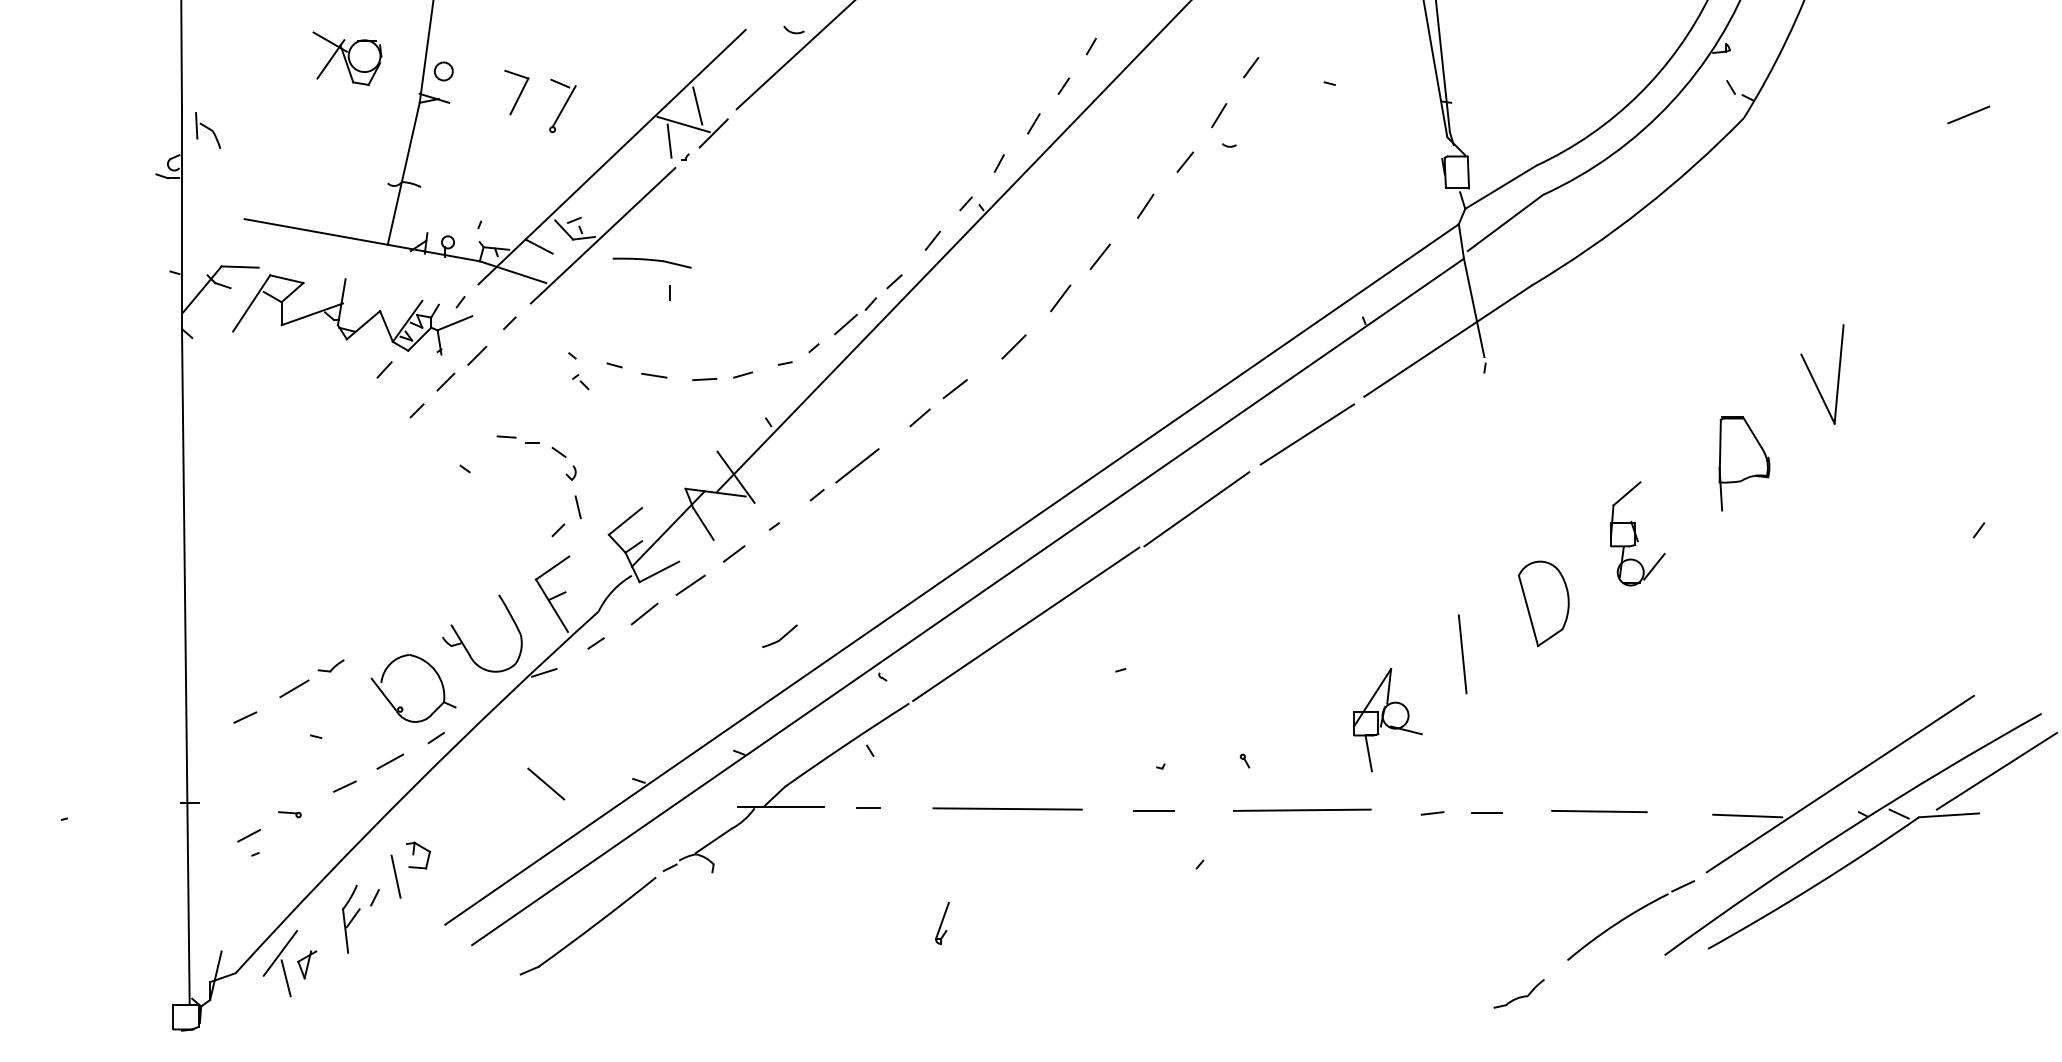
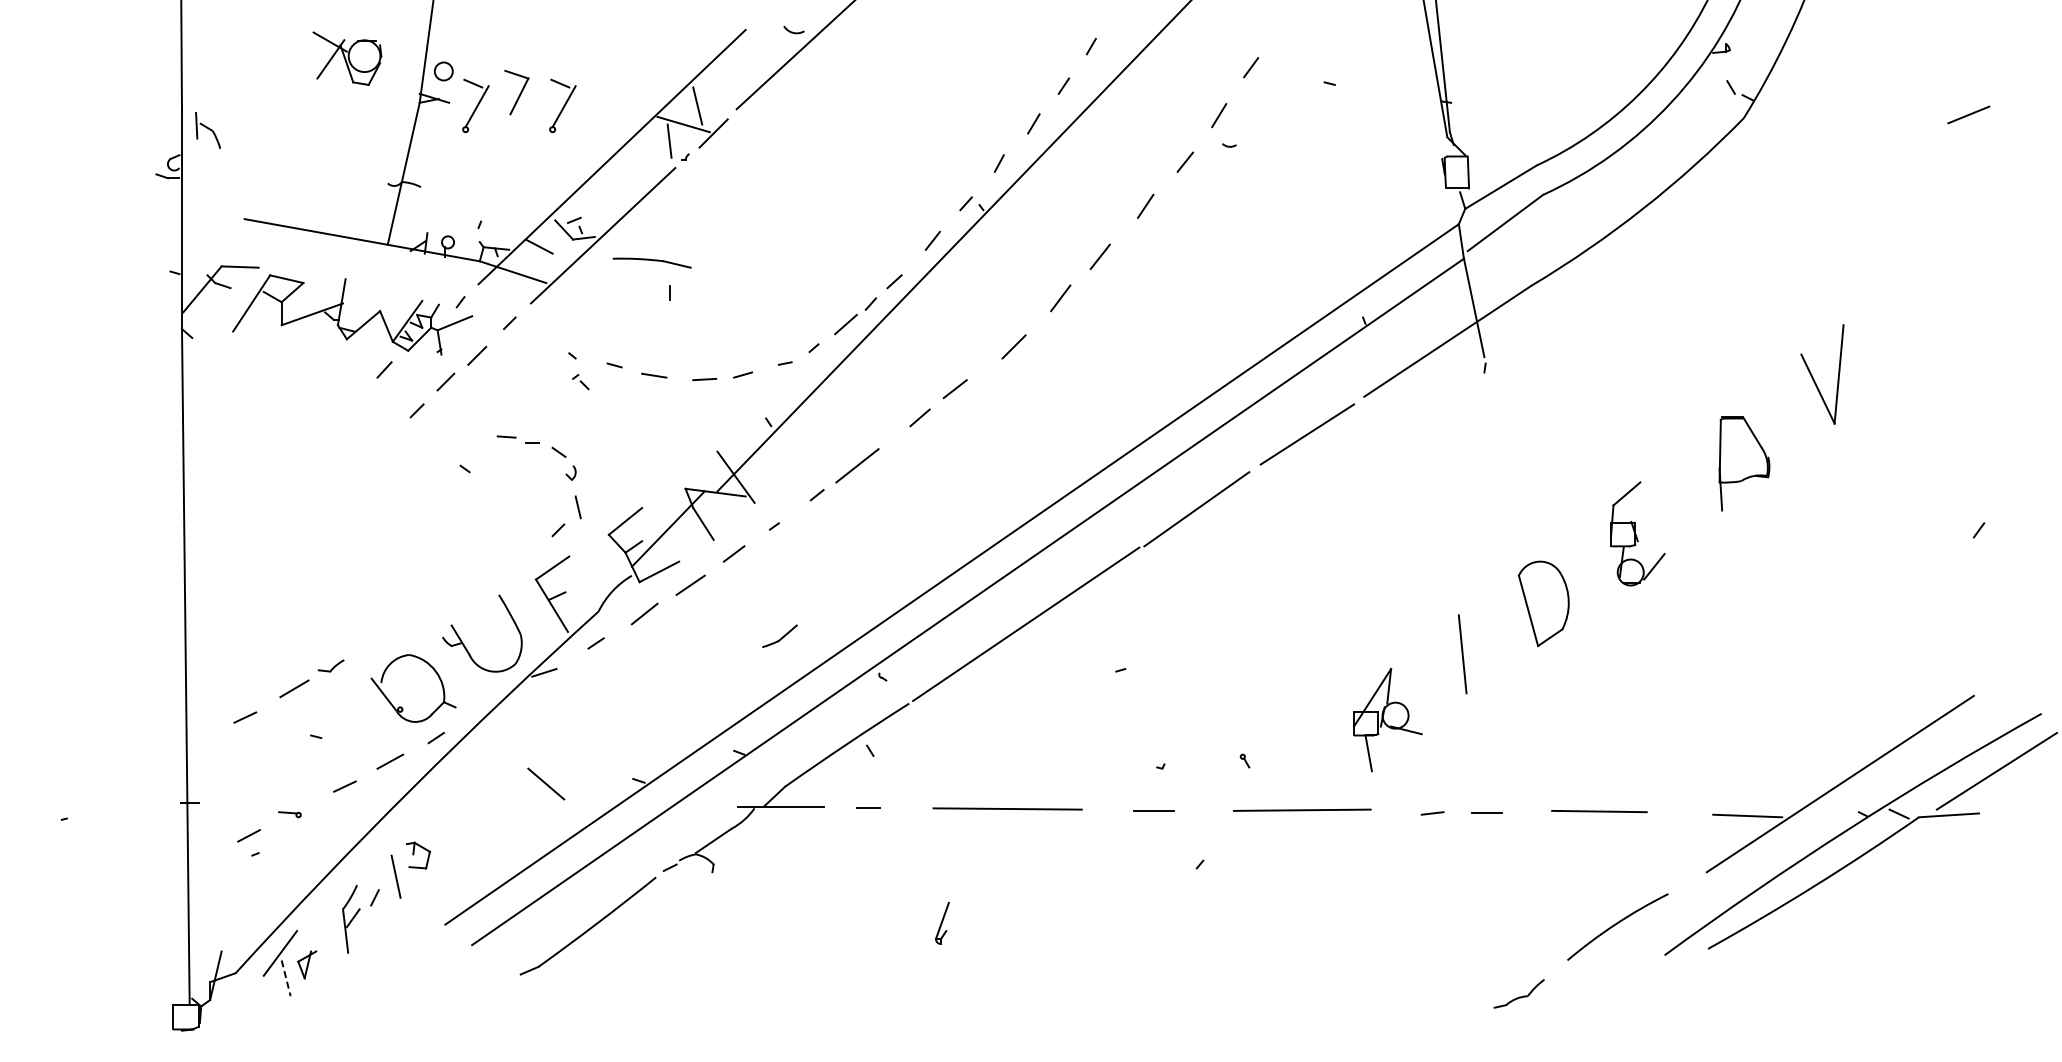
part: none -> present (475, 105)
line: present -> none (1683, 886)
line: solid -> dashed (286, 978)
